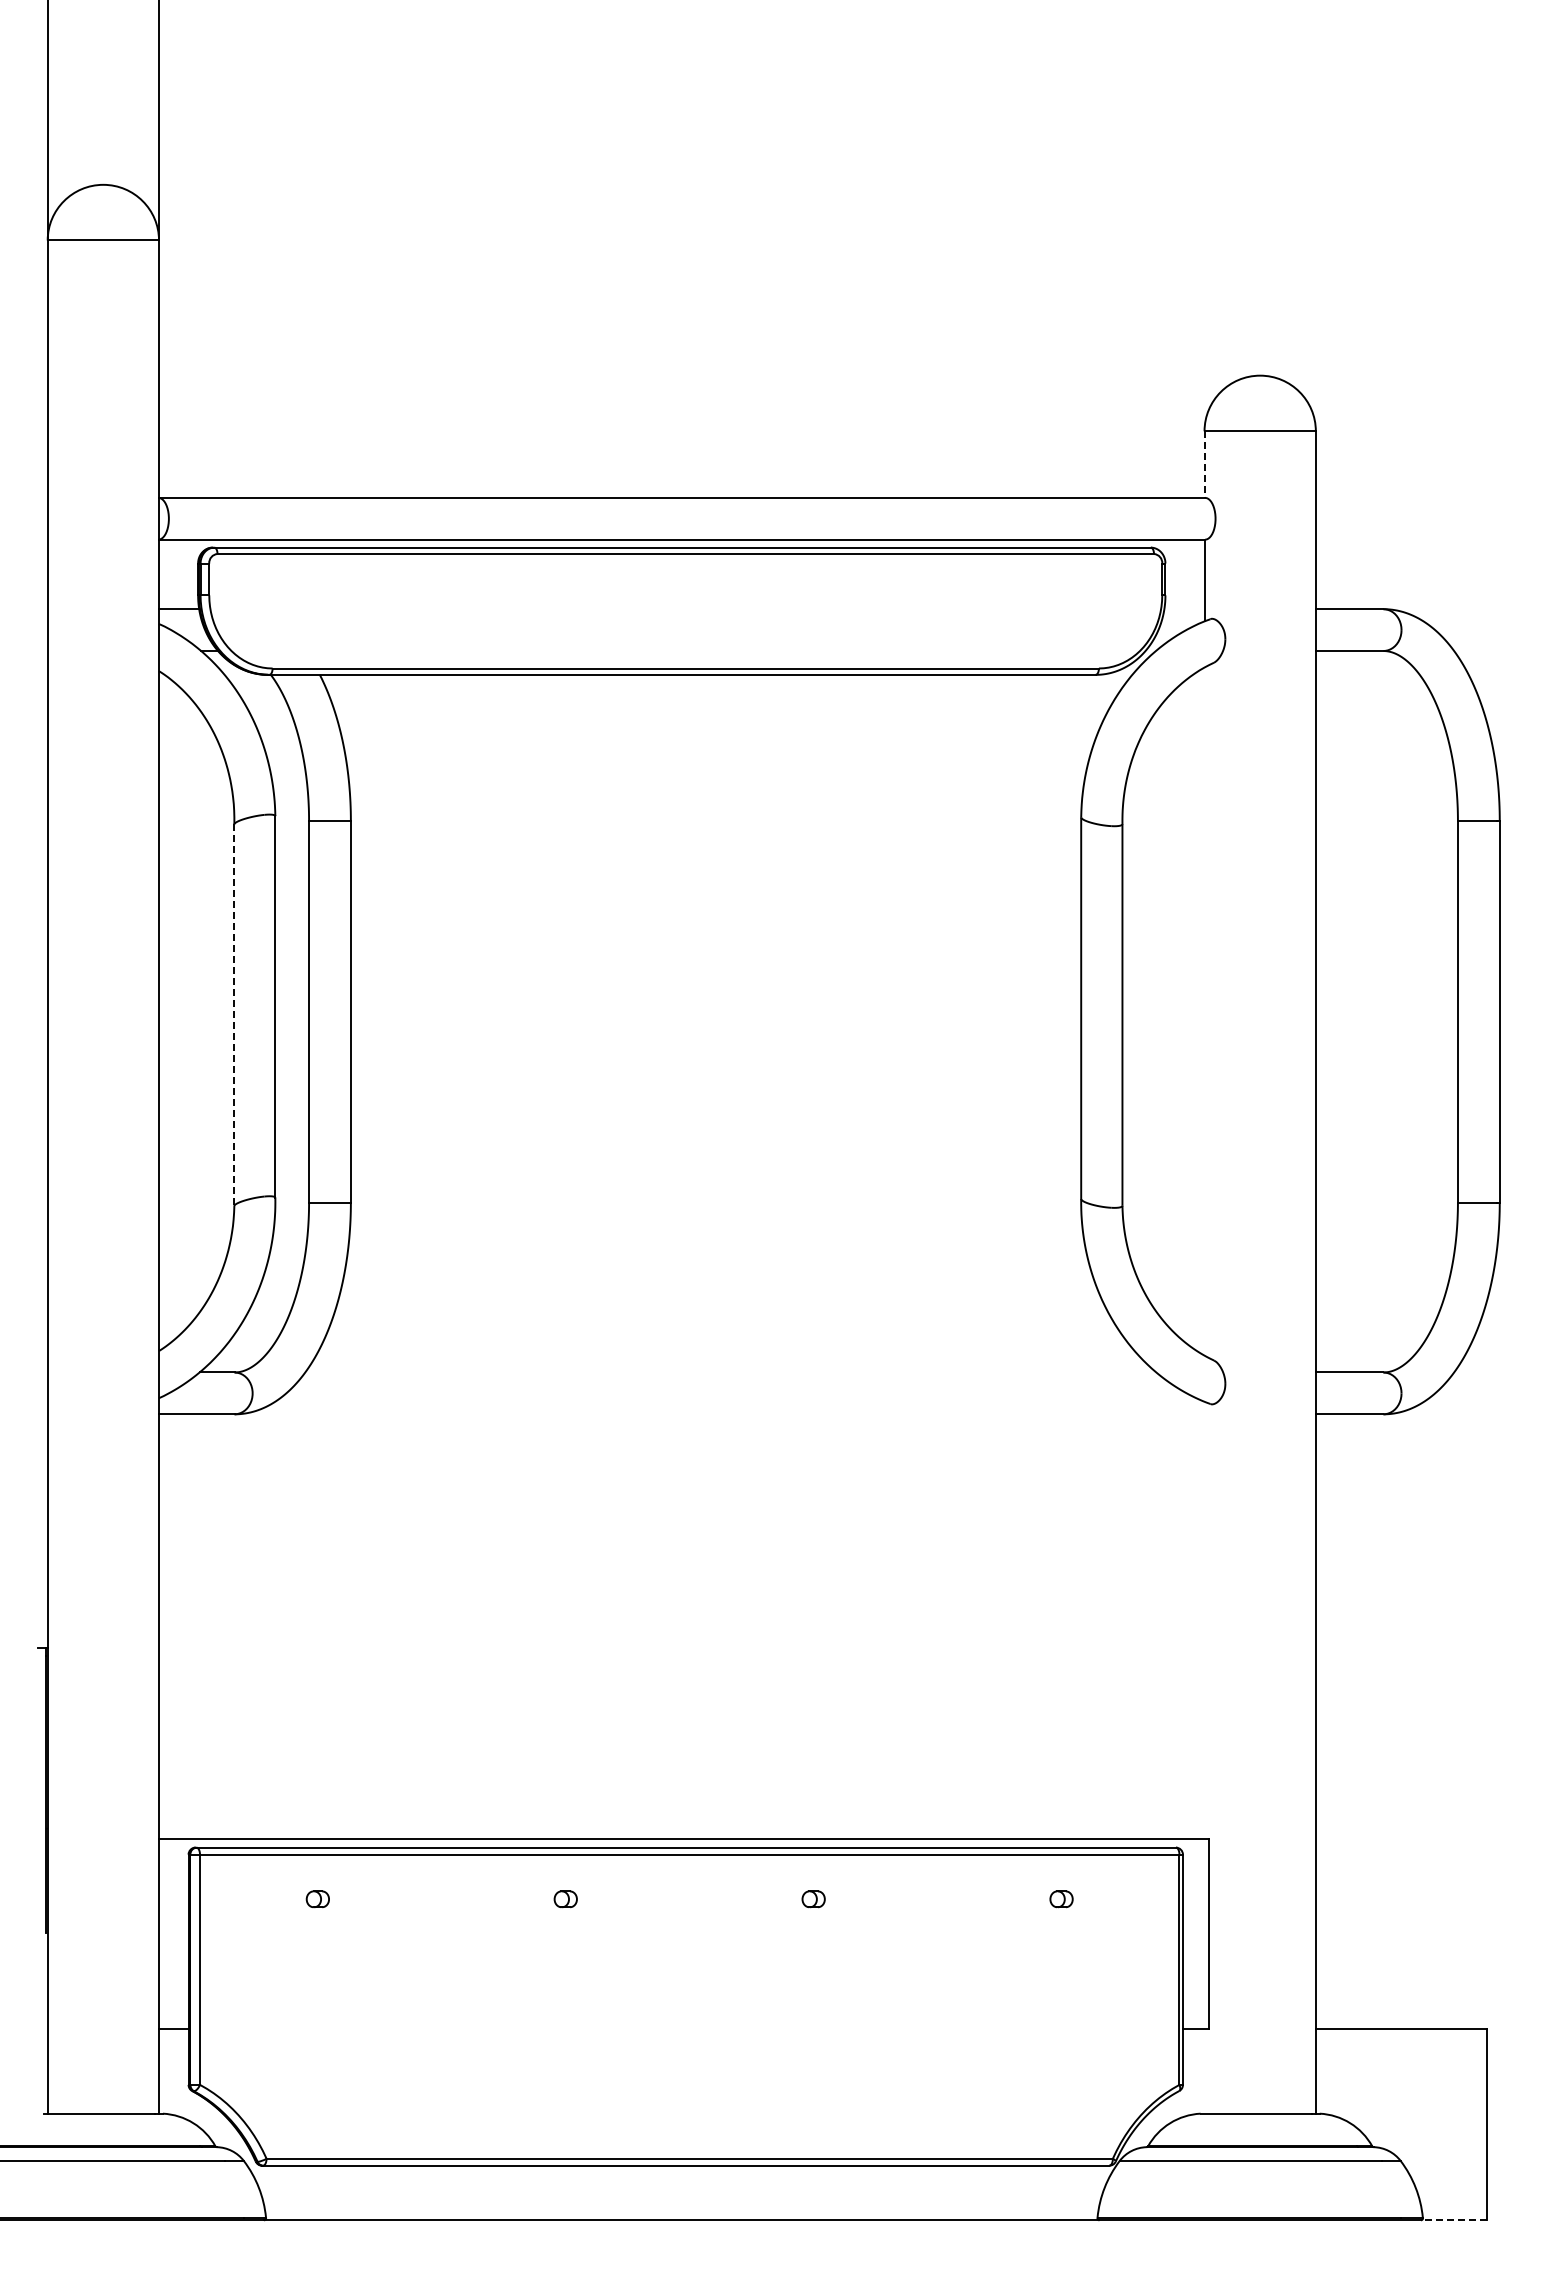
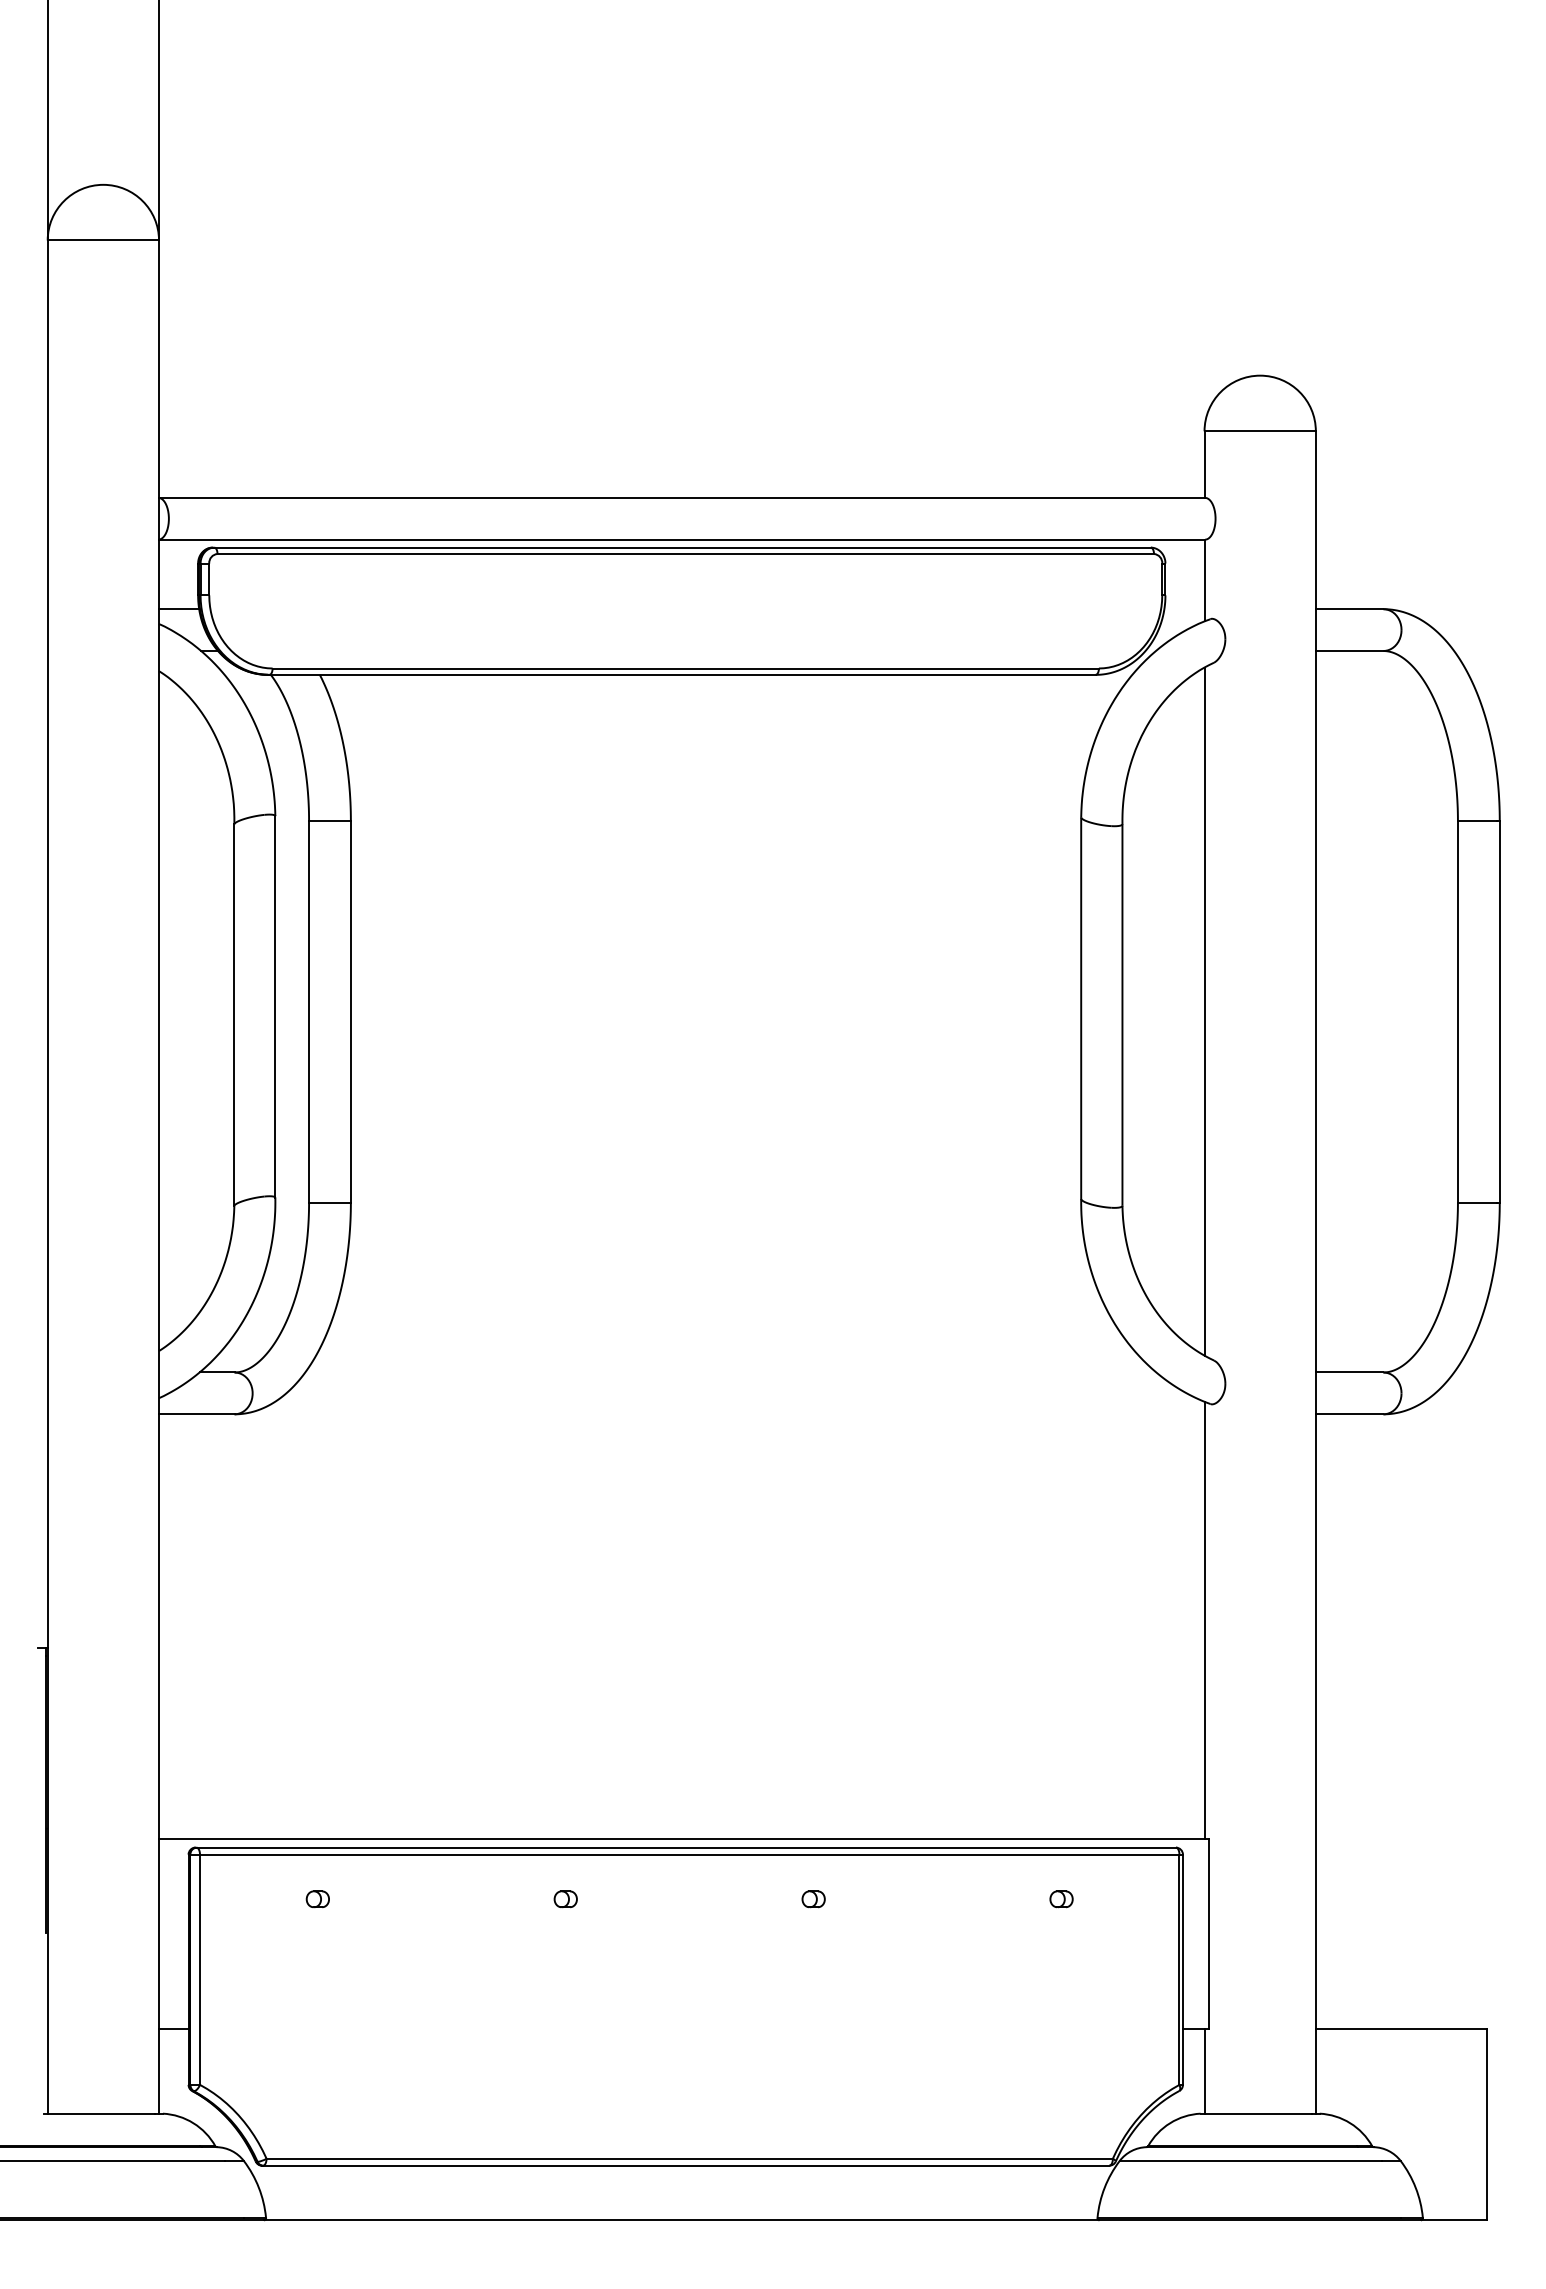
line: dashed -> solid (1204, 465)
line: none -> present (1204, 1011)
line: dashed -> solid (234, 1015)
line: none -> present (1204, 1619)
line: none -> present (1204, 2071)
line: dashed -> solid (1453, 2220)
